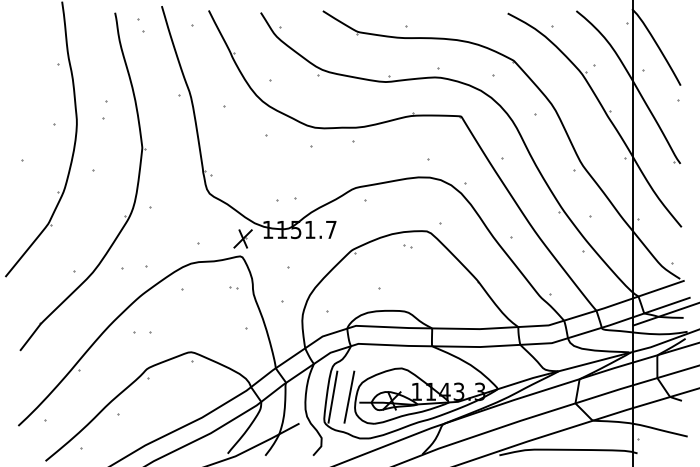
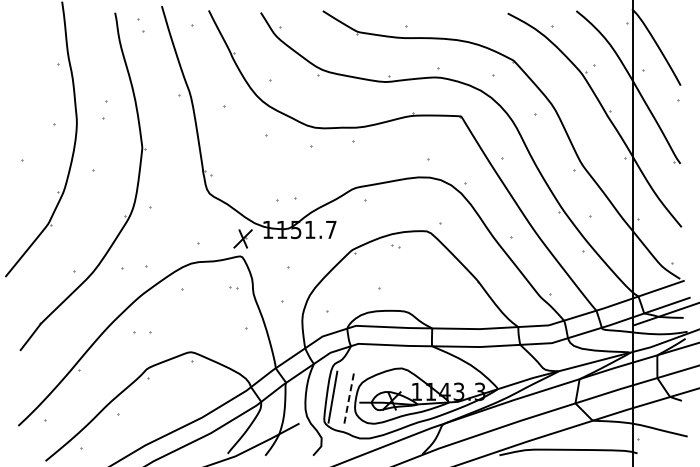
part position: (407, 246) -> (395, 246) (395, 246)
line: solid -> dashed (349, 397)
